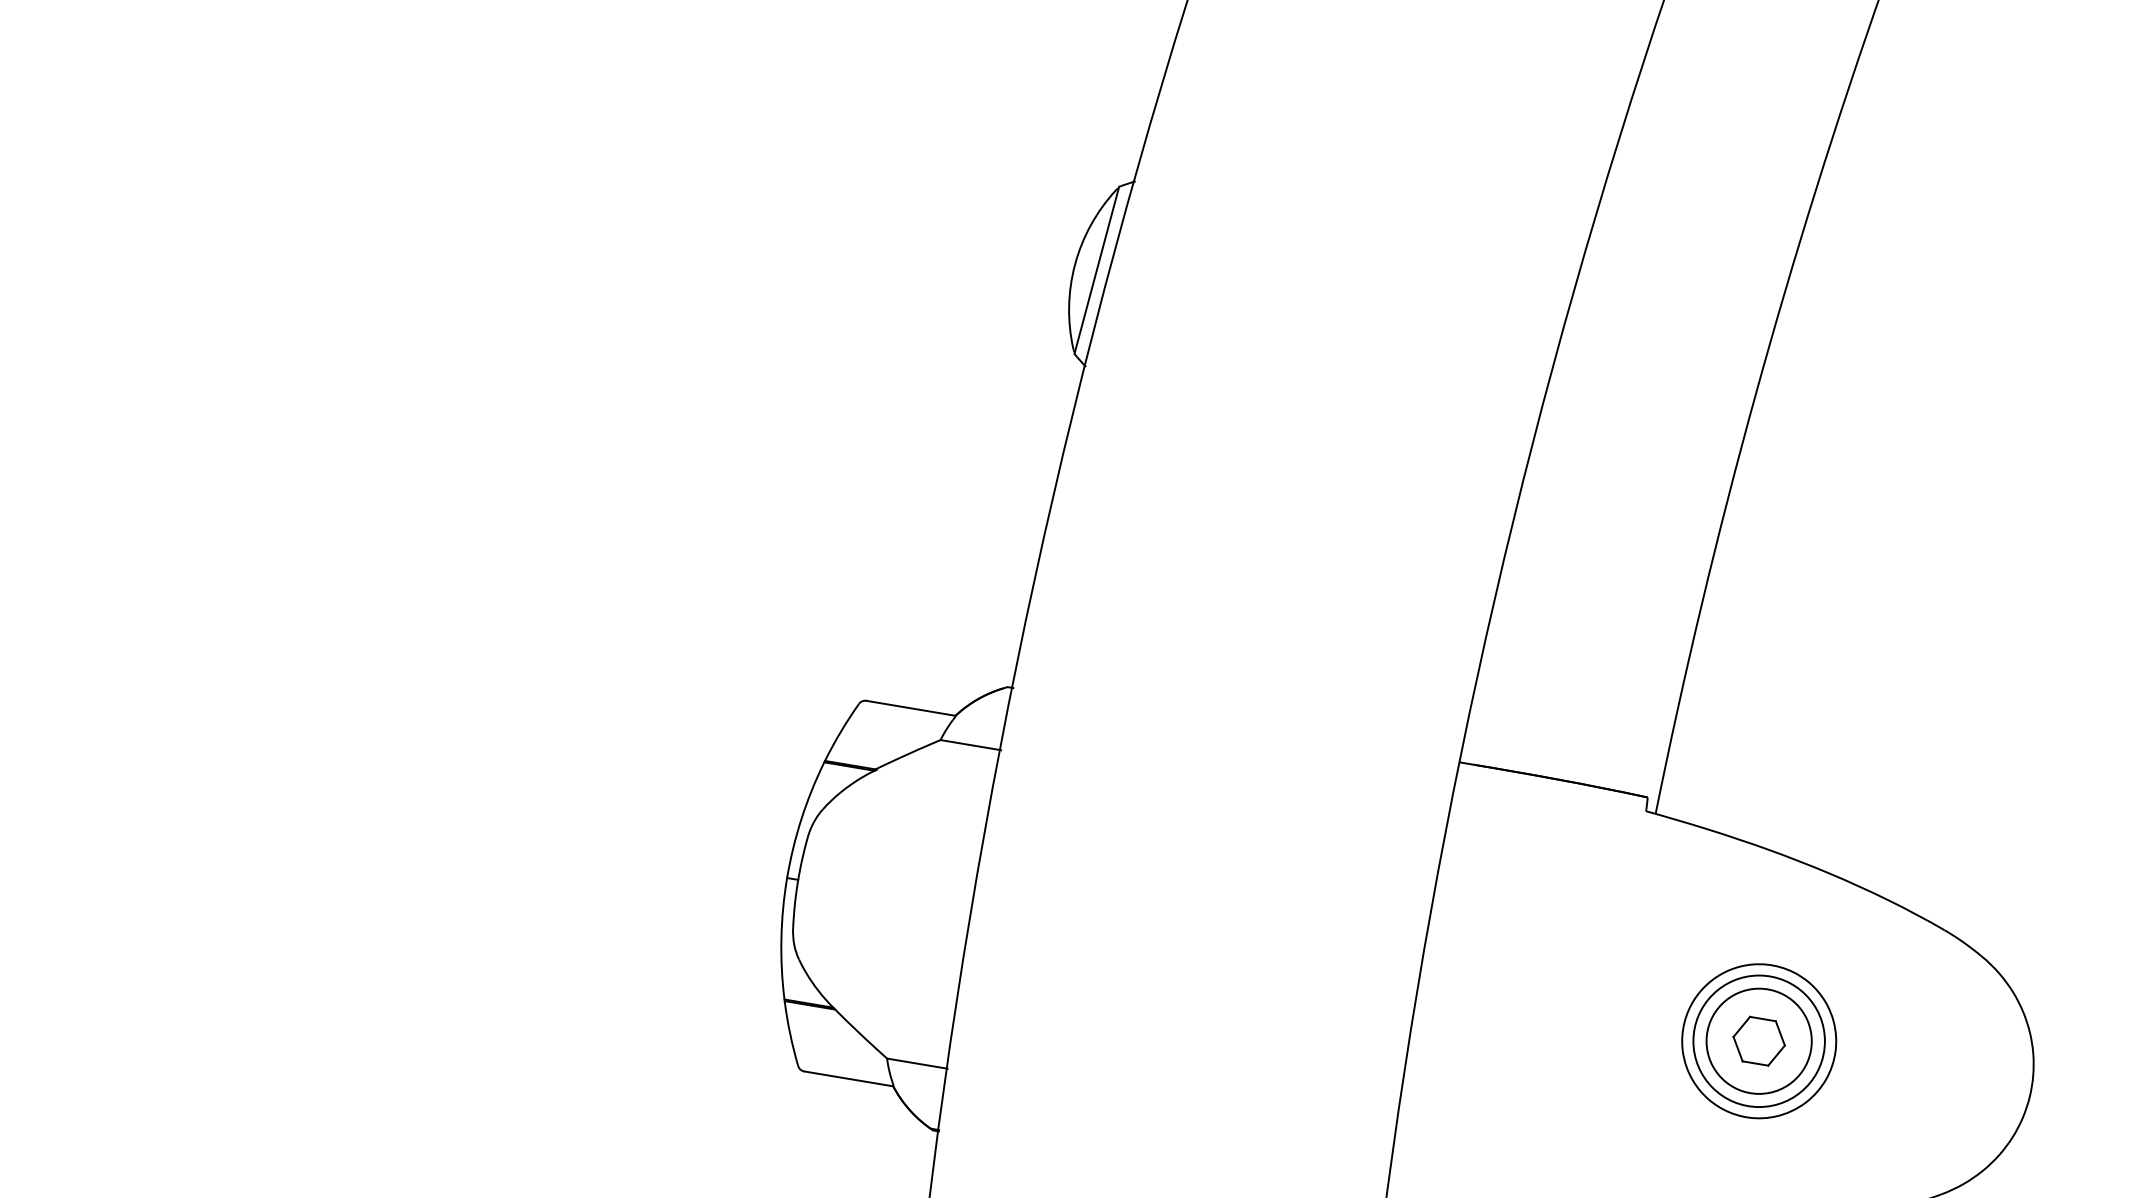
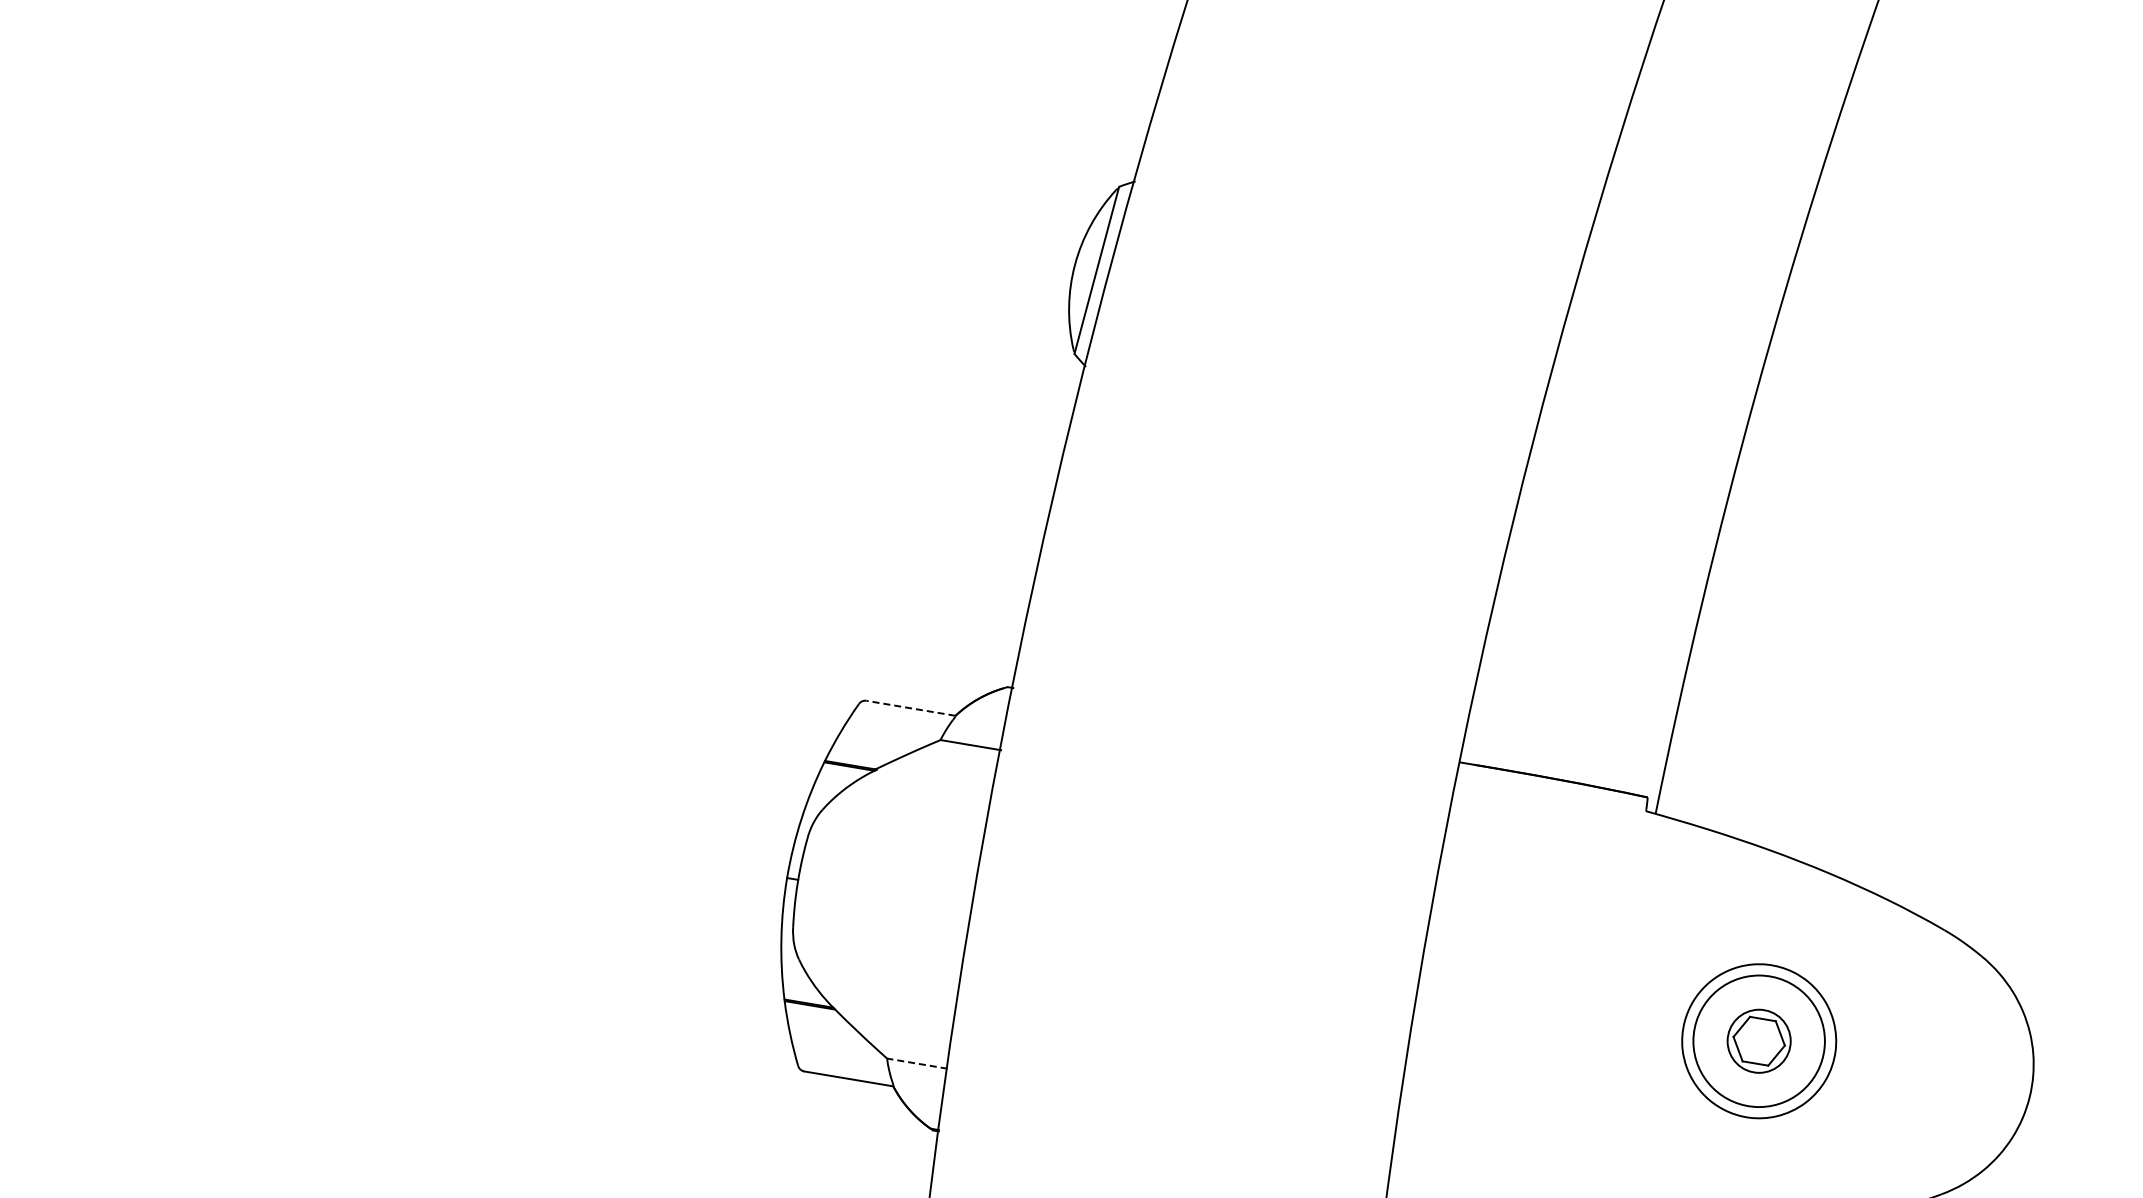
line: solid -> dashed (910, 708)
circle diameter: 105 px -> 63 px (1758, 1040)
line: solid -> dashed (917, 1063)
